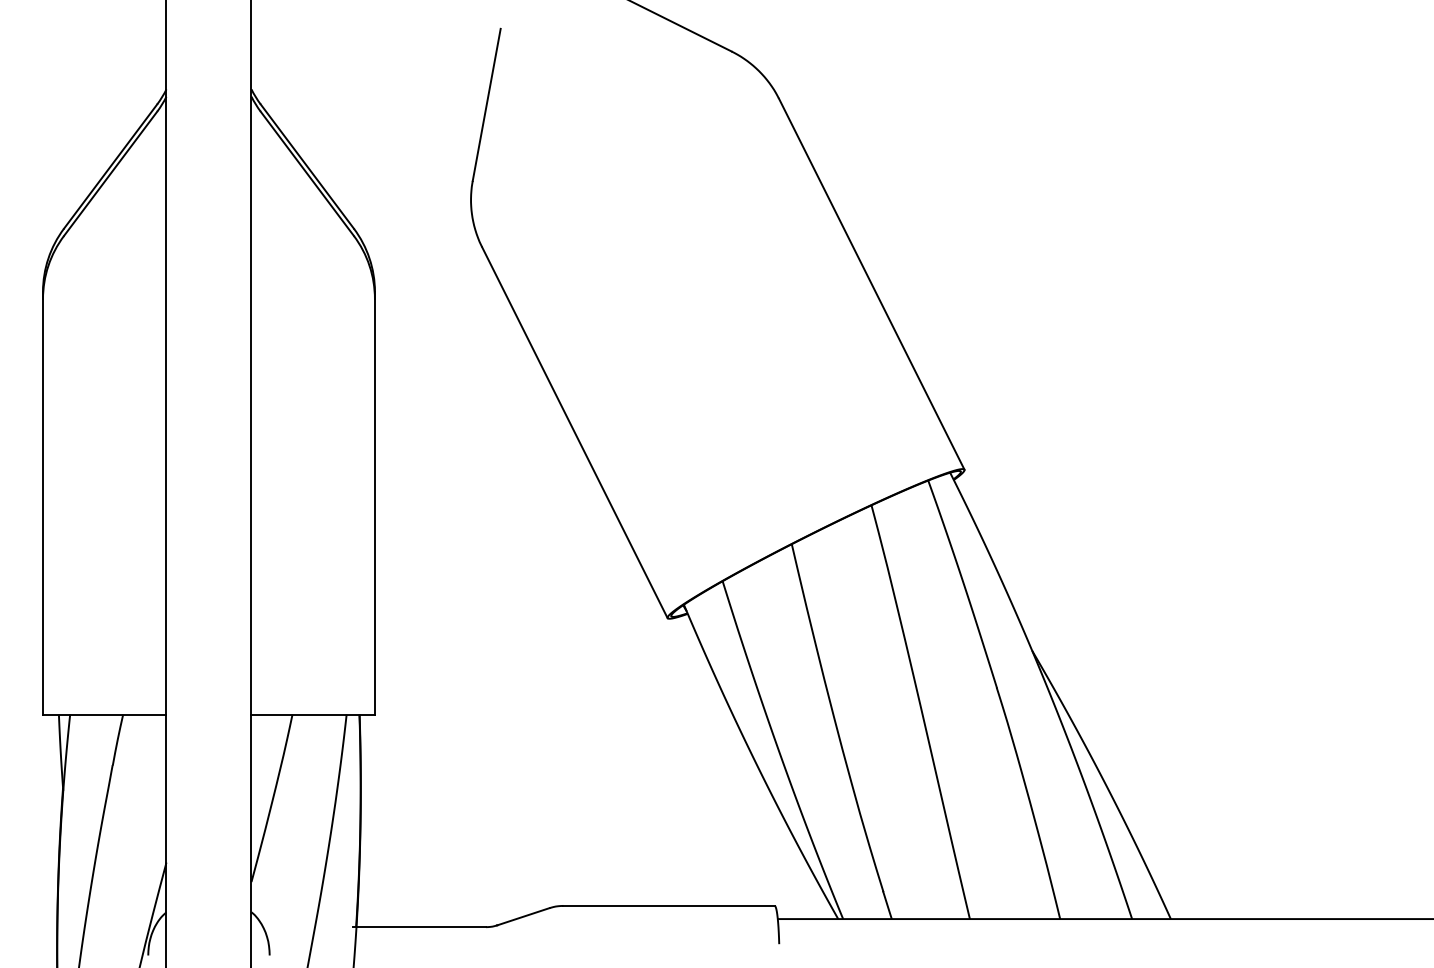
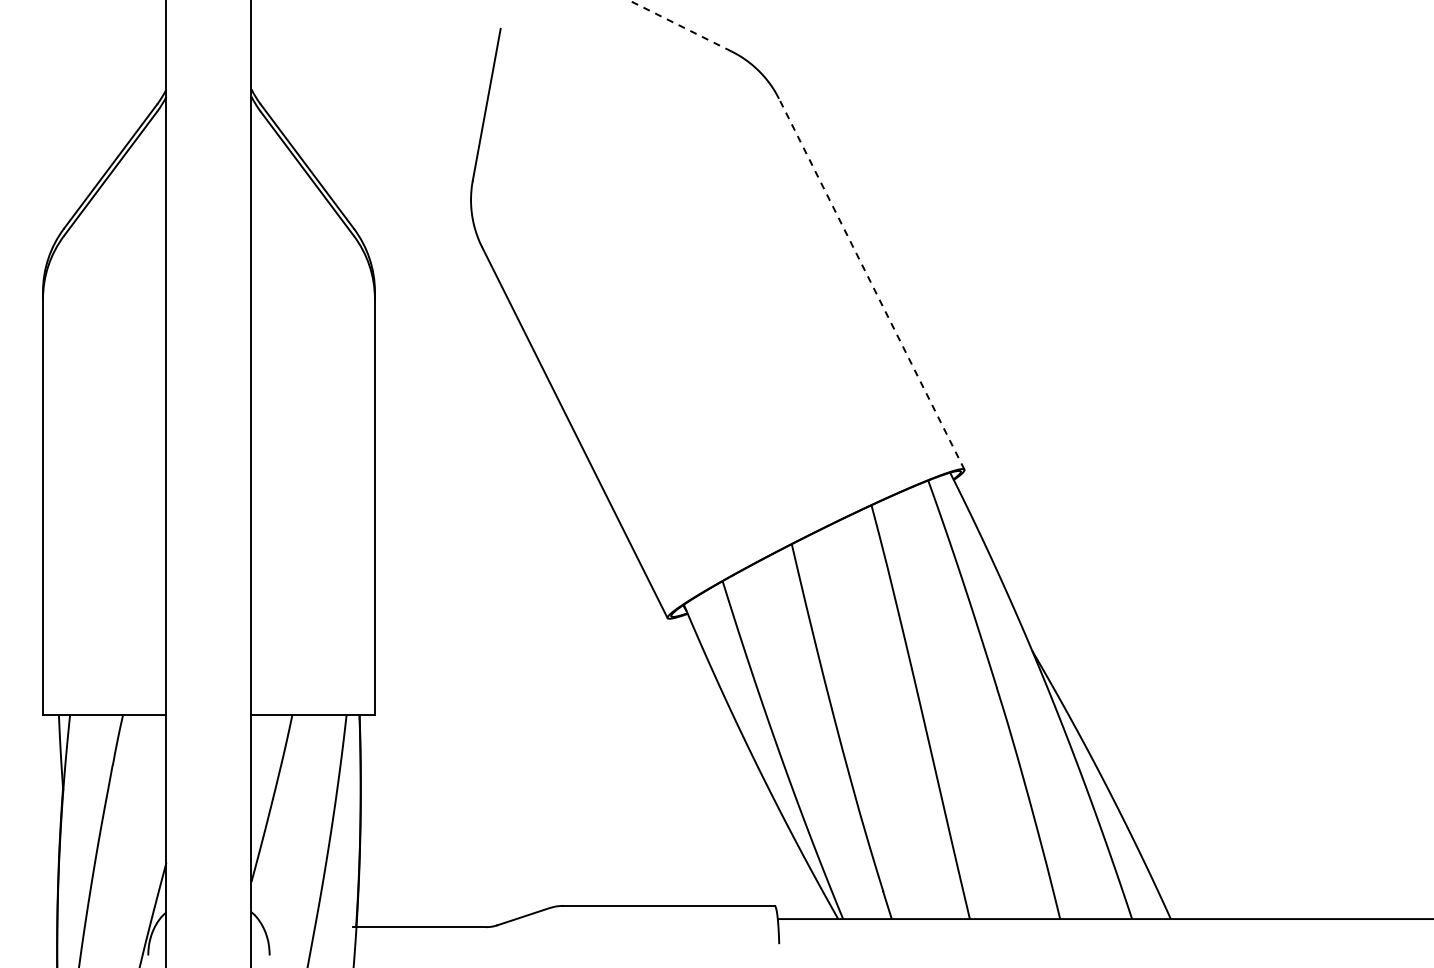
line: solid -> dashed (679, 25)
line: solid -> dashed (871, 283)
